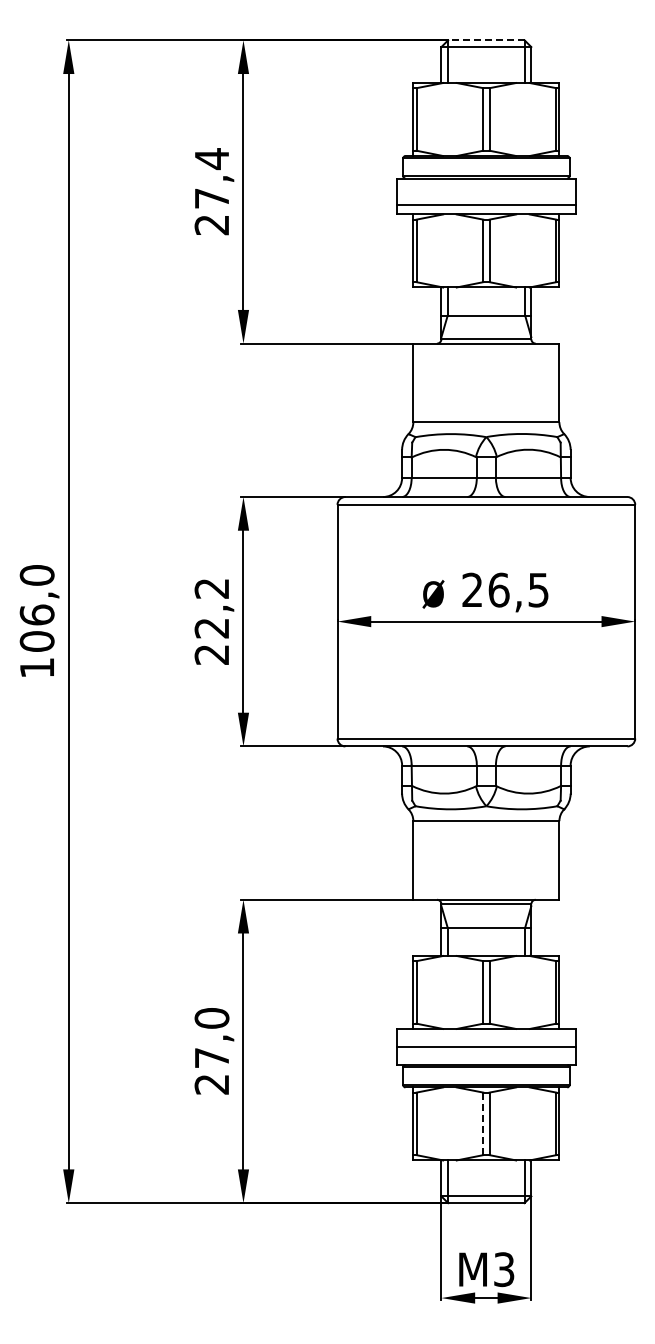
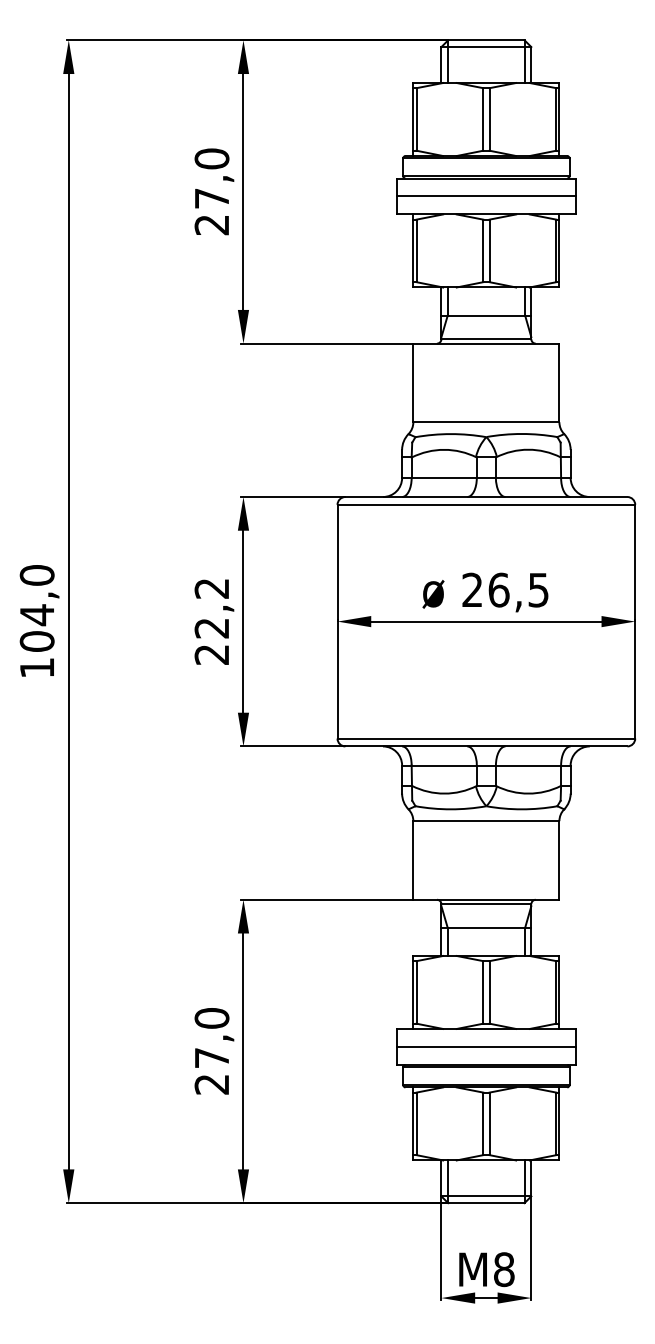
line: dashed -> solid (485, 40)
text: 27,4 -> 27,0 (211, 159)
line position: (486, 205) -> (486, 196) (486, 196)
text: 106,0 -> 104,0 (36, 615)
line: dashed -> solid (483, 1123)
text: M3 -> M8 (504, 1269)
